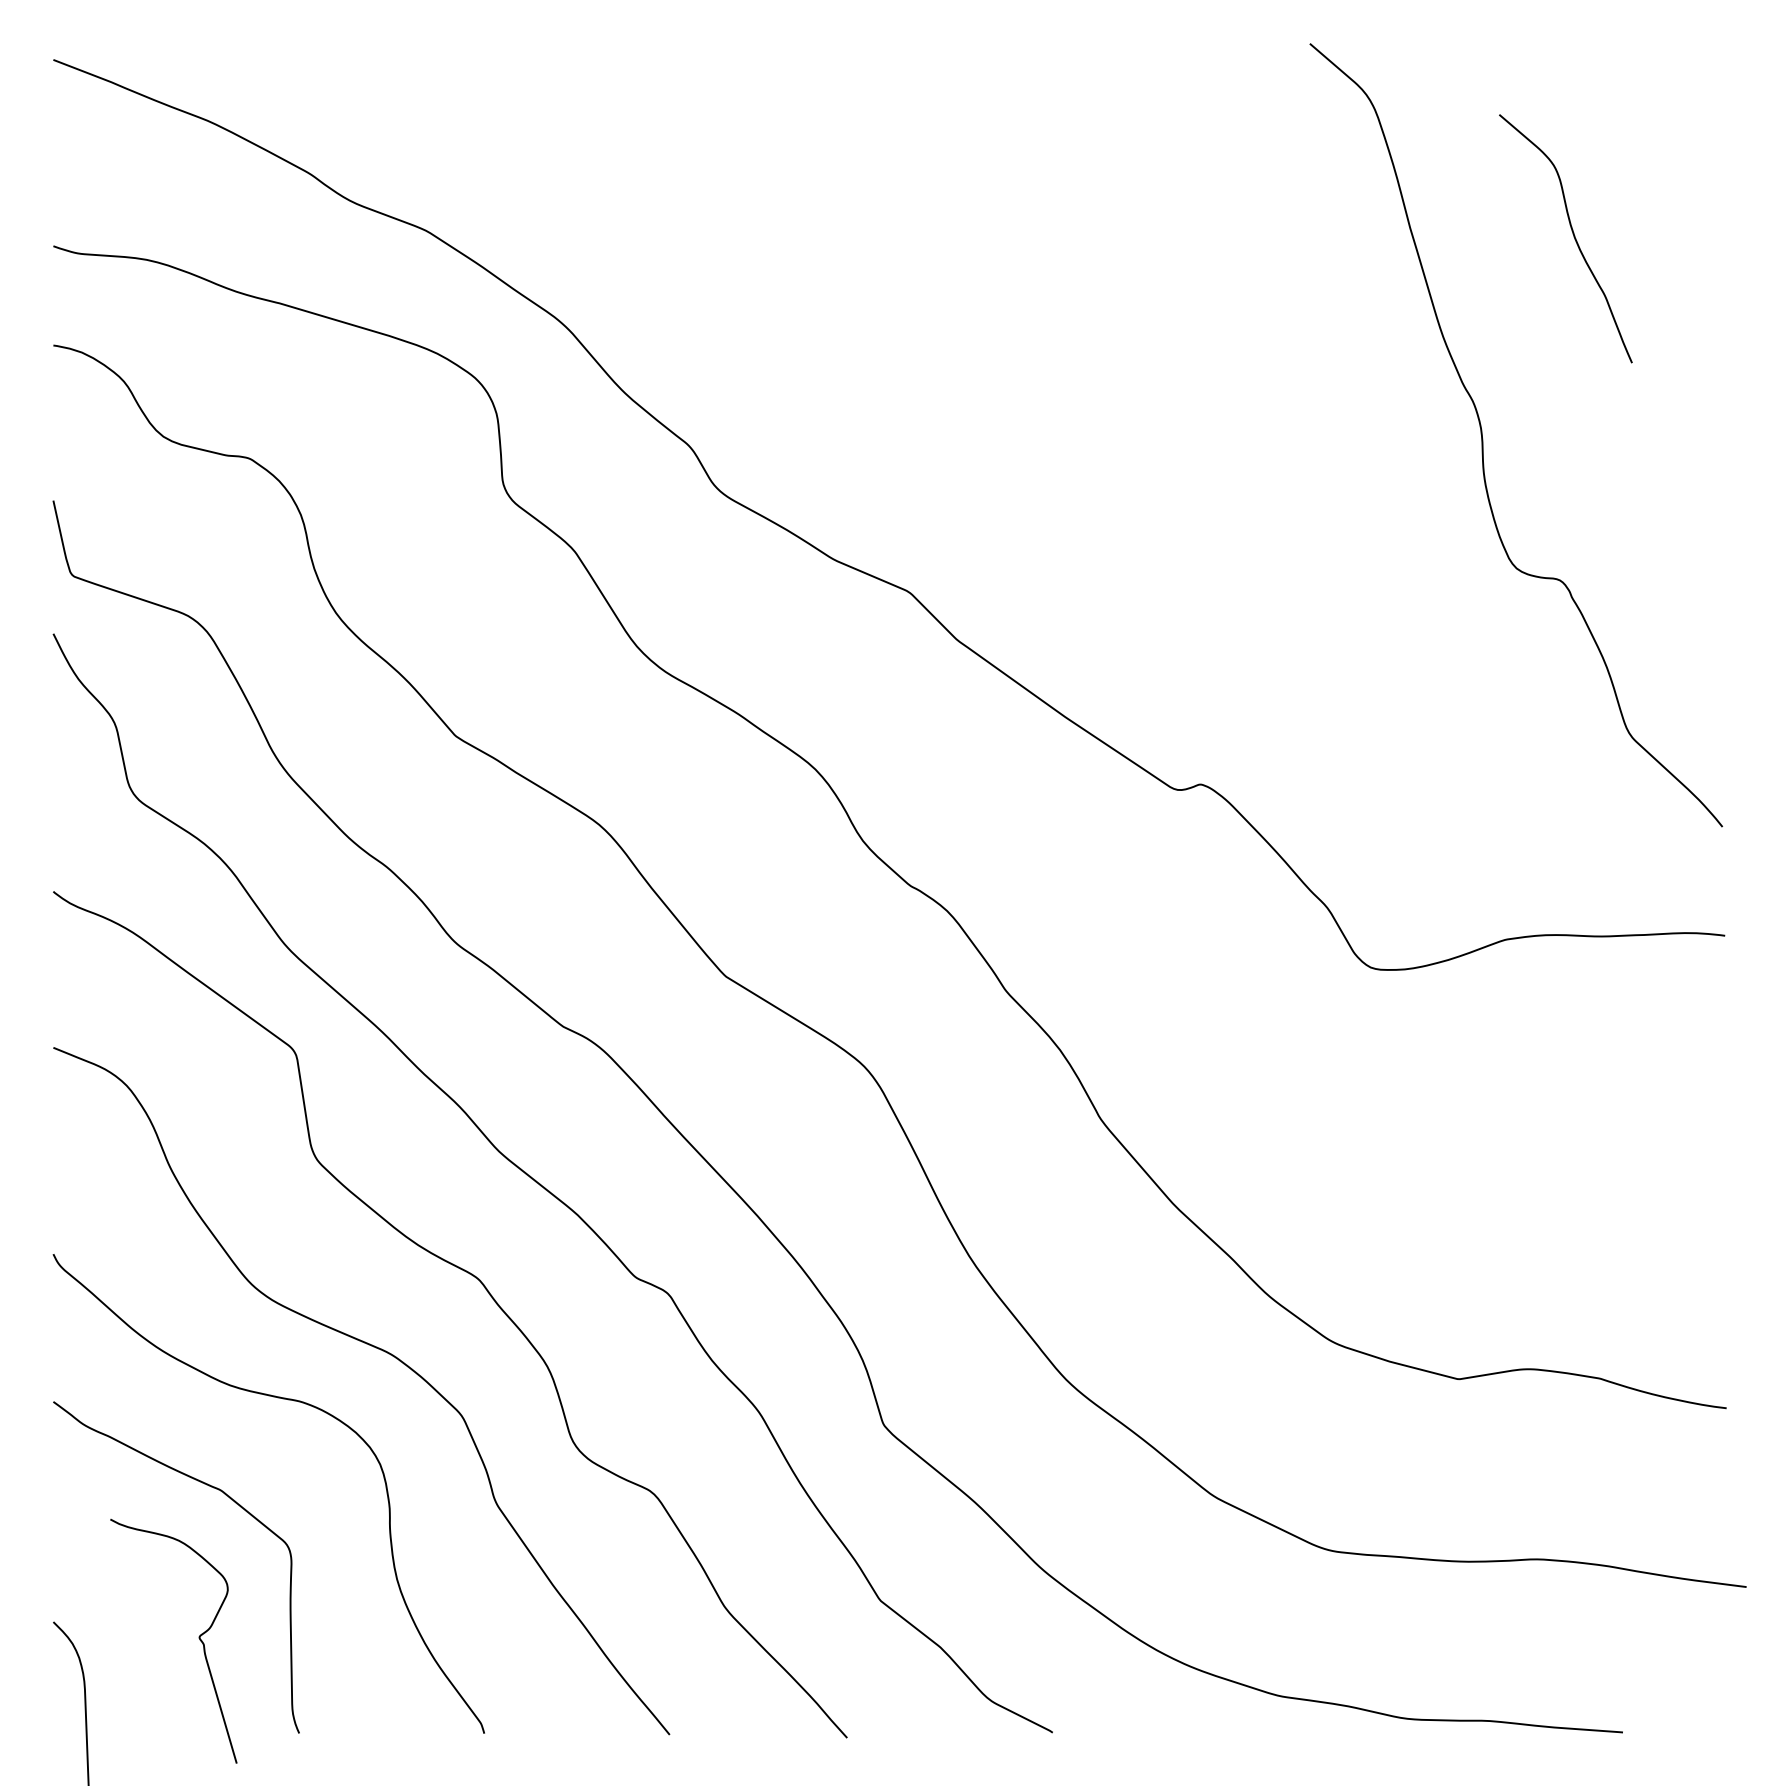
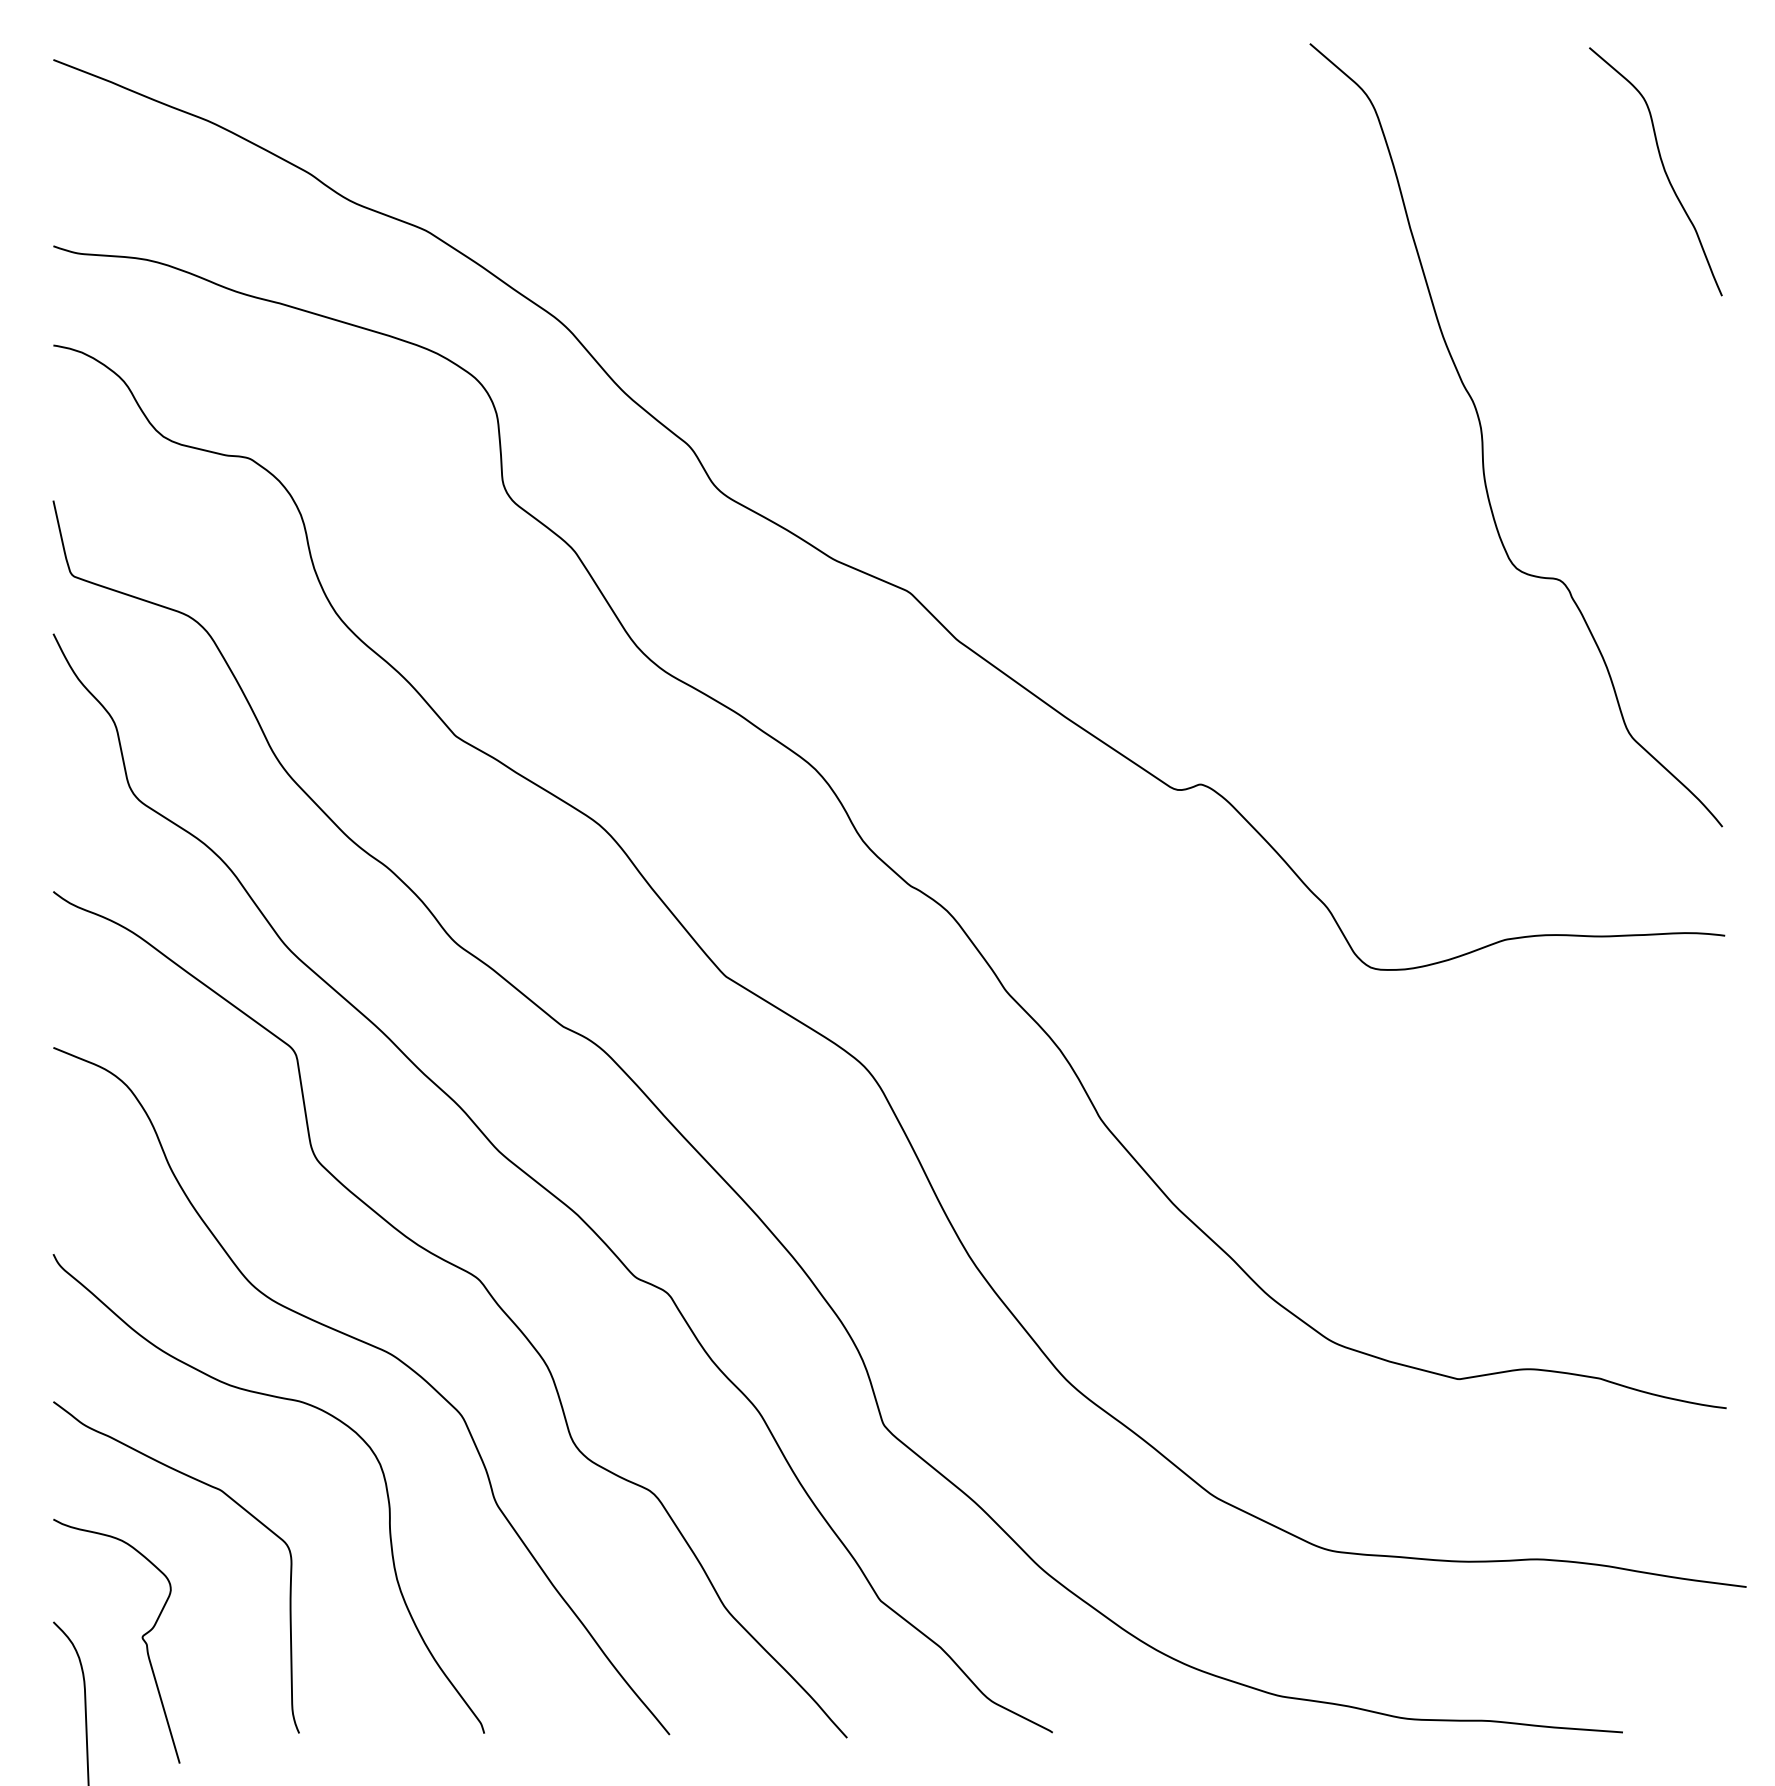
curve position: (1572, 234) -> (1662, 167) (1662, 167)
curve position: (198, 1638) -> (141, 1638) (141, 1638)
